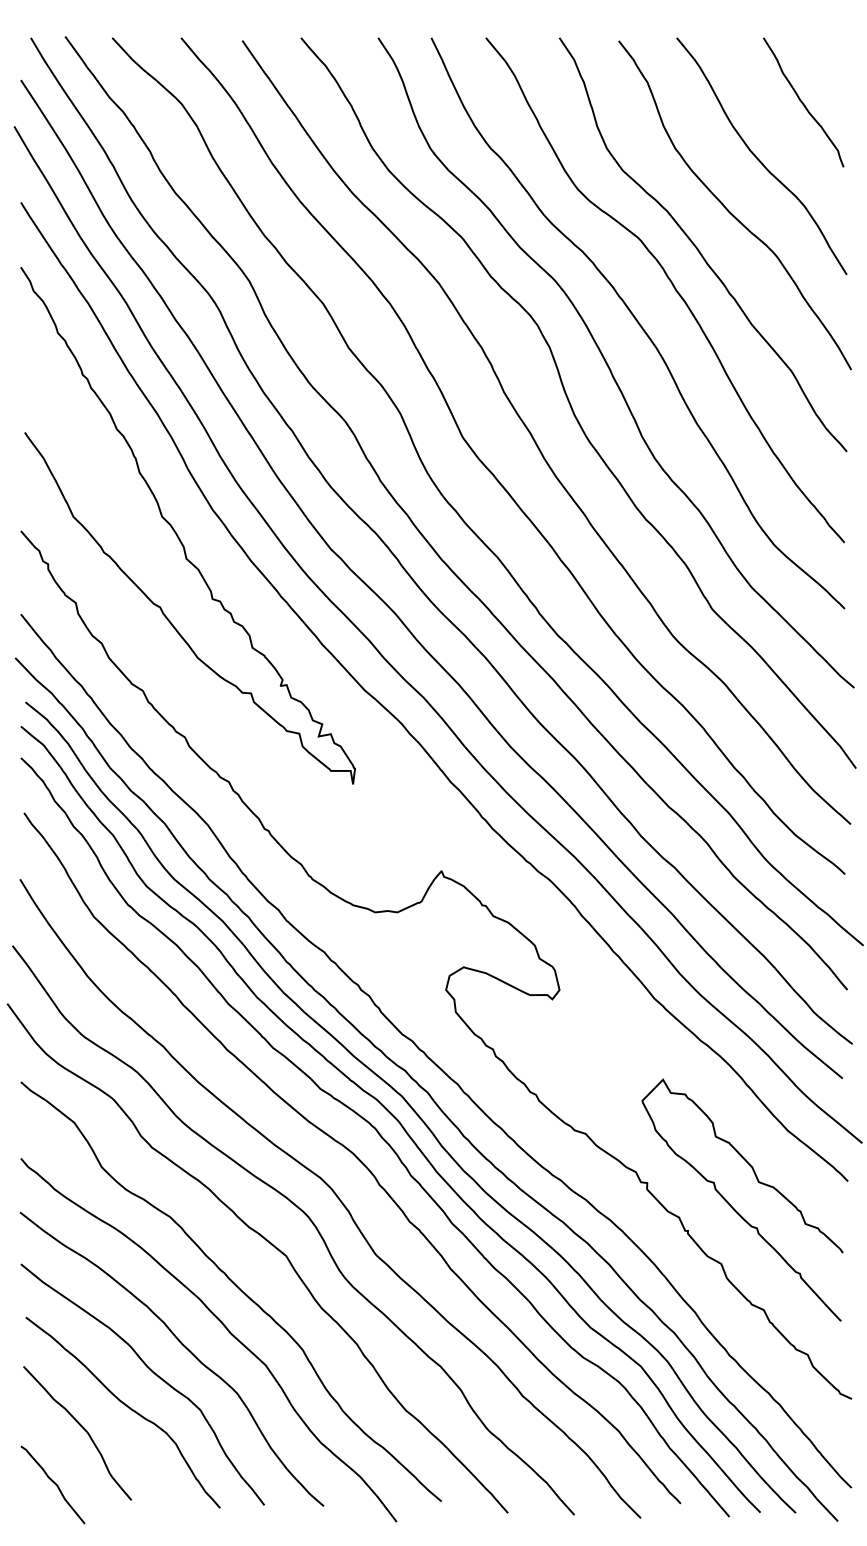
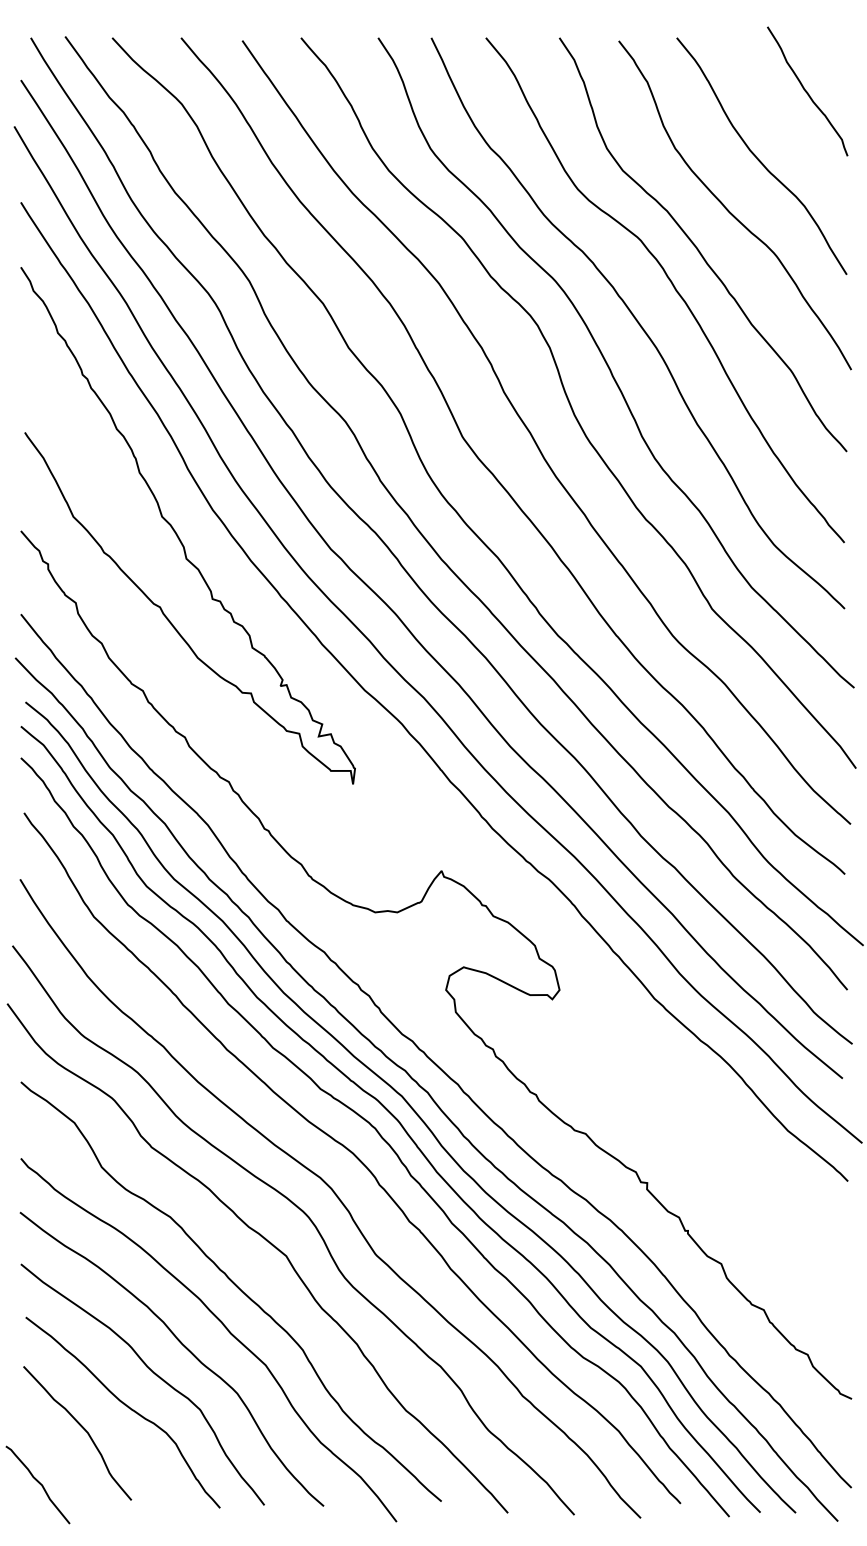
curve position: (803, 102) -> (807, 91) (807, 91)
curve: present -> none (733, 1207)
curve position: (53, 1483) -> (38, 1483) (38, 1483)
